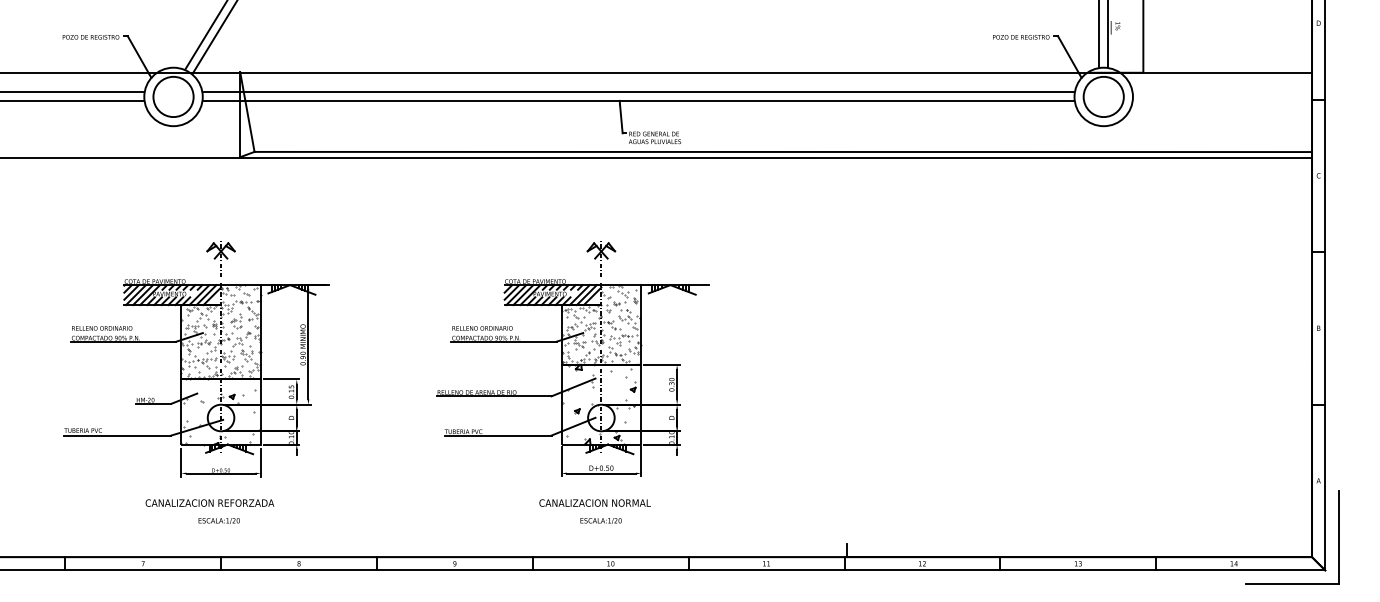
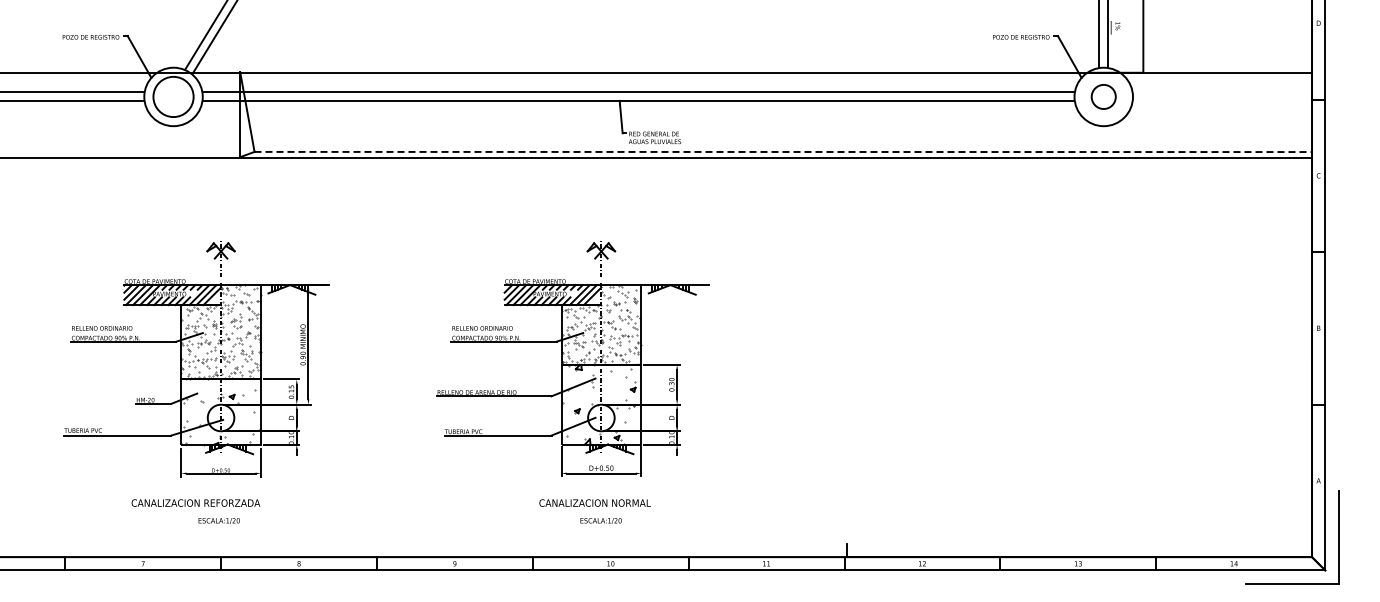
circle diameter: 40 px -> 24 px (1103, 96)
line: solid -> dashed (783, 151)
text position: (209, 502) -> (195, 502) (195, 502)
